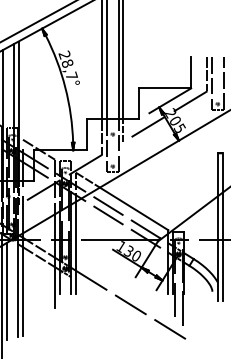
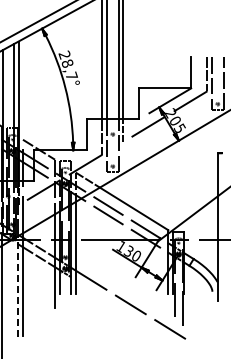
line: present -> none (222, 226)
line: solid -> dashed (18, 286)
line: present -> none (6, 291)
